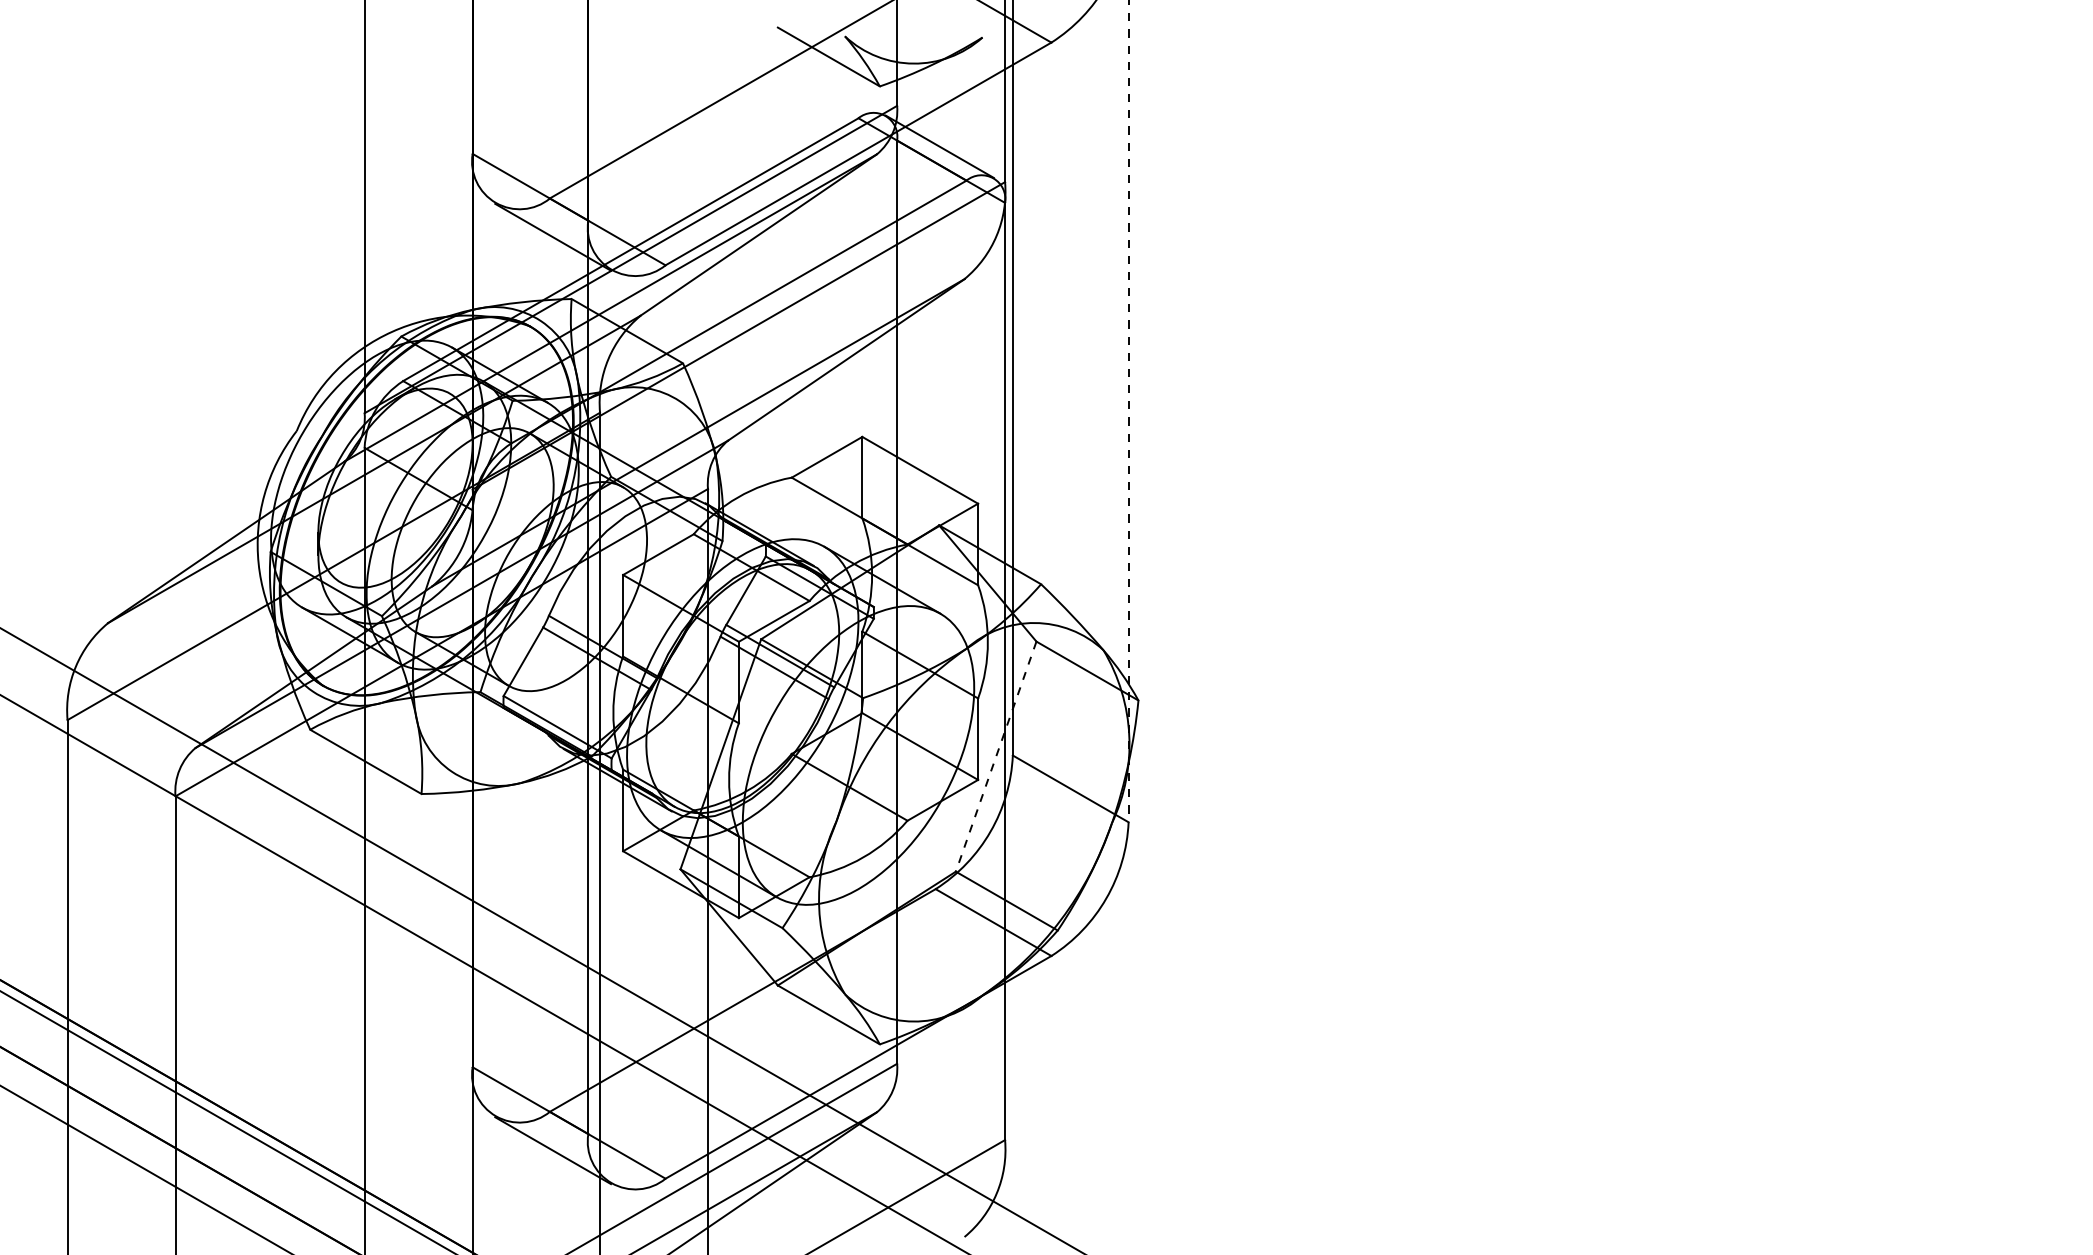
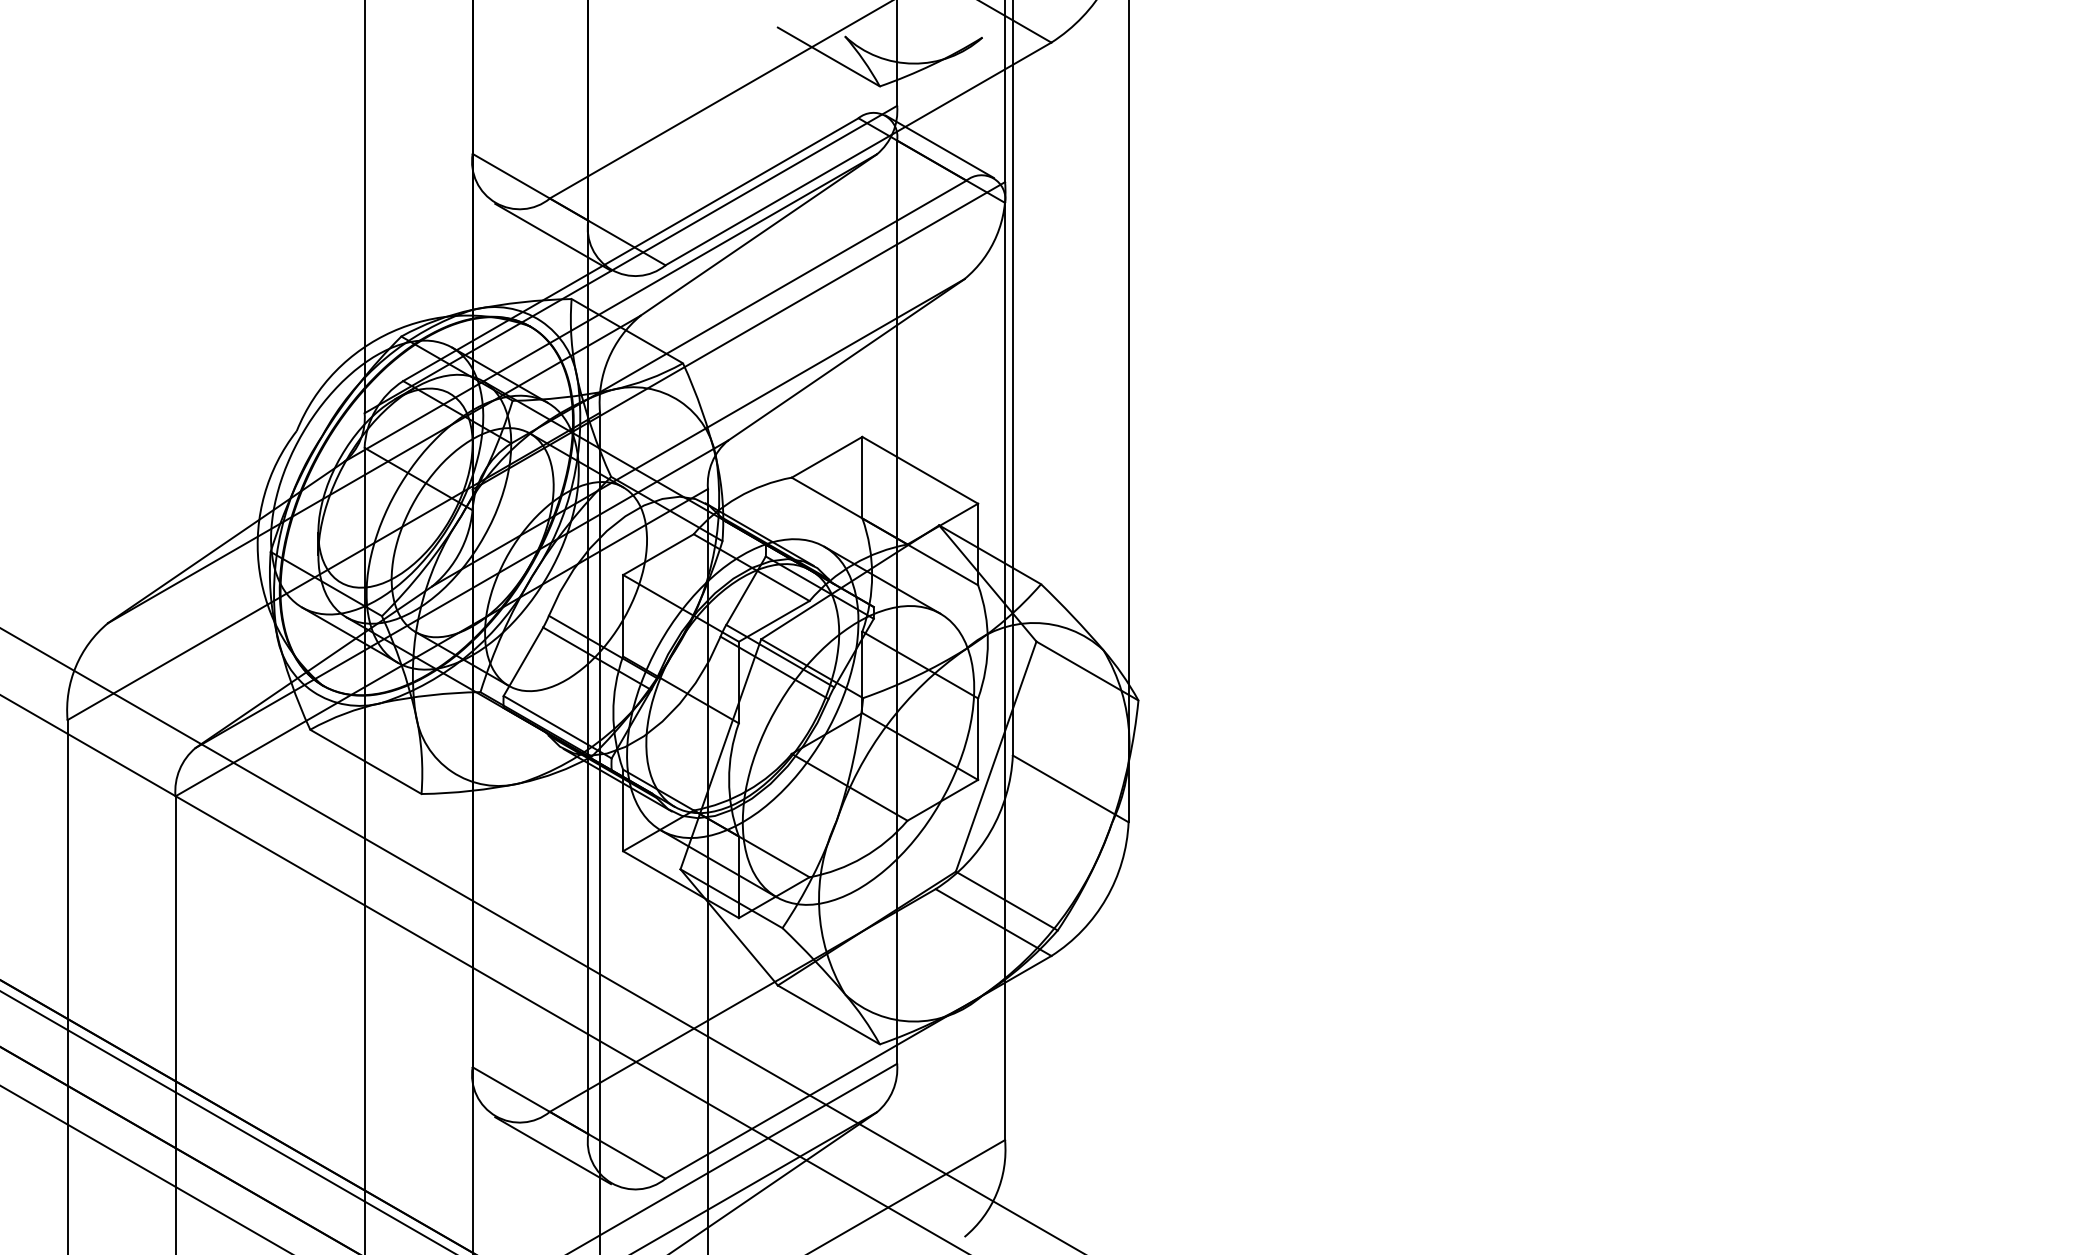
line: dashed -> solid (1128, 411)
line: dashed -> solid (996, 756)
